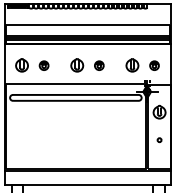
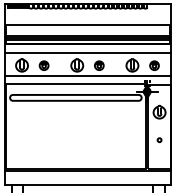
line: none -> present (88, 53)
line: none -> present (88, 76)
